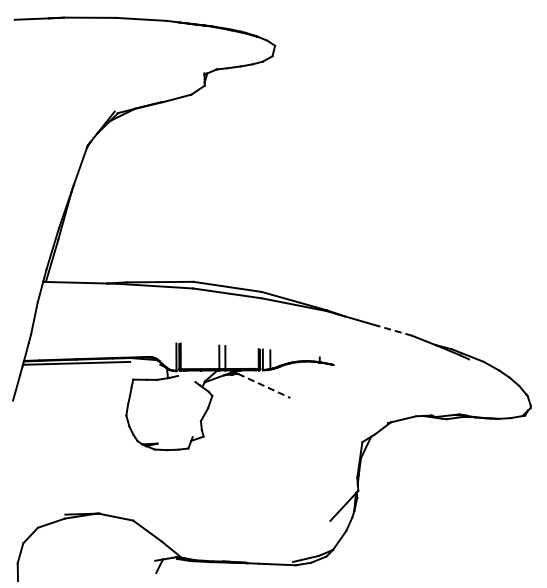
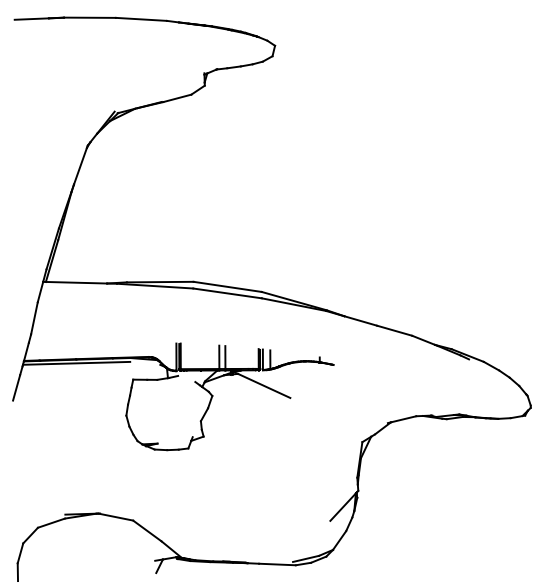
line: dashed -> solid (394, 330)
line: dashed -> solid (264, 385)
